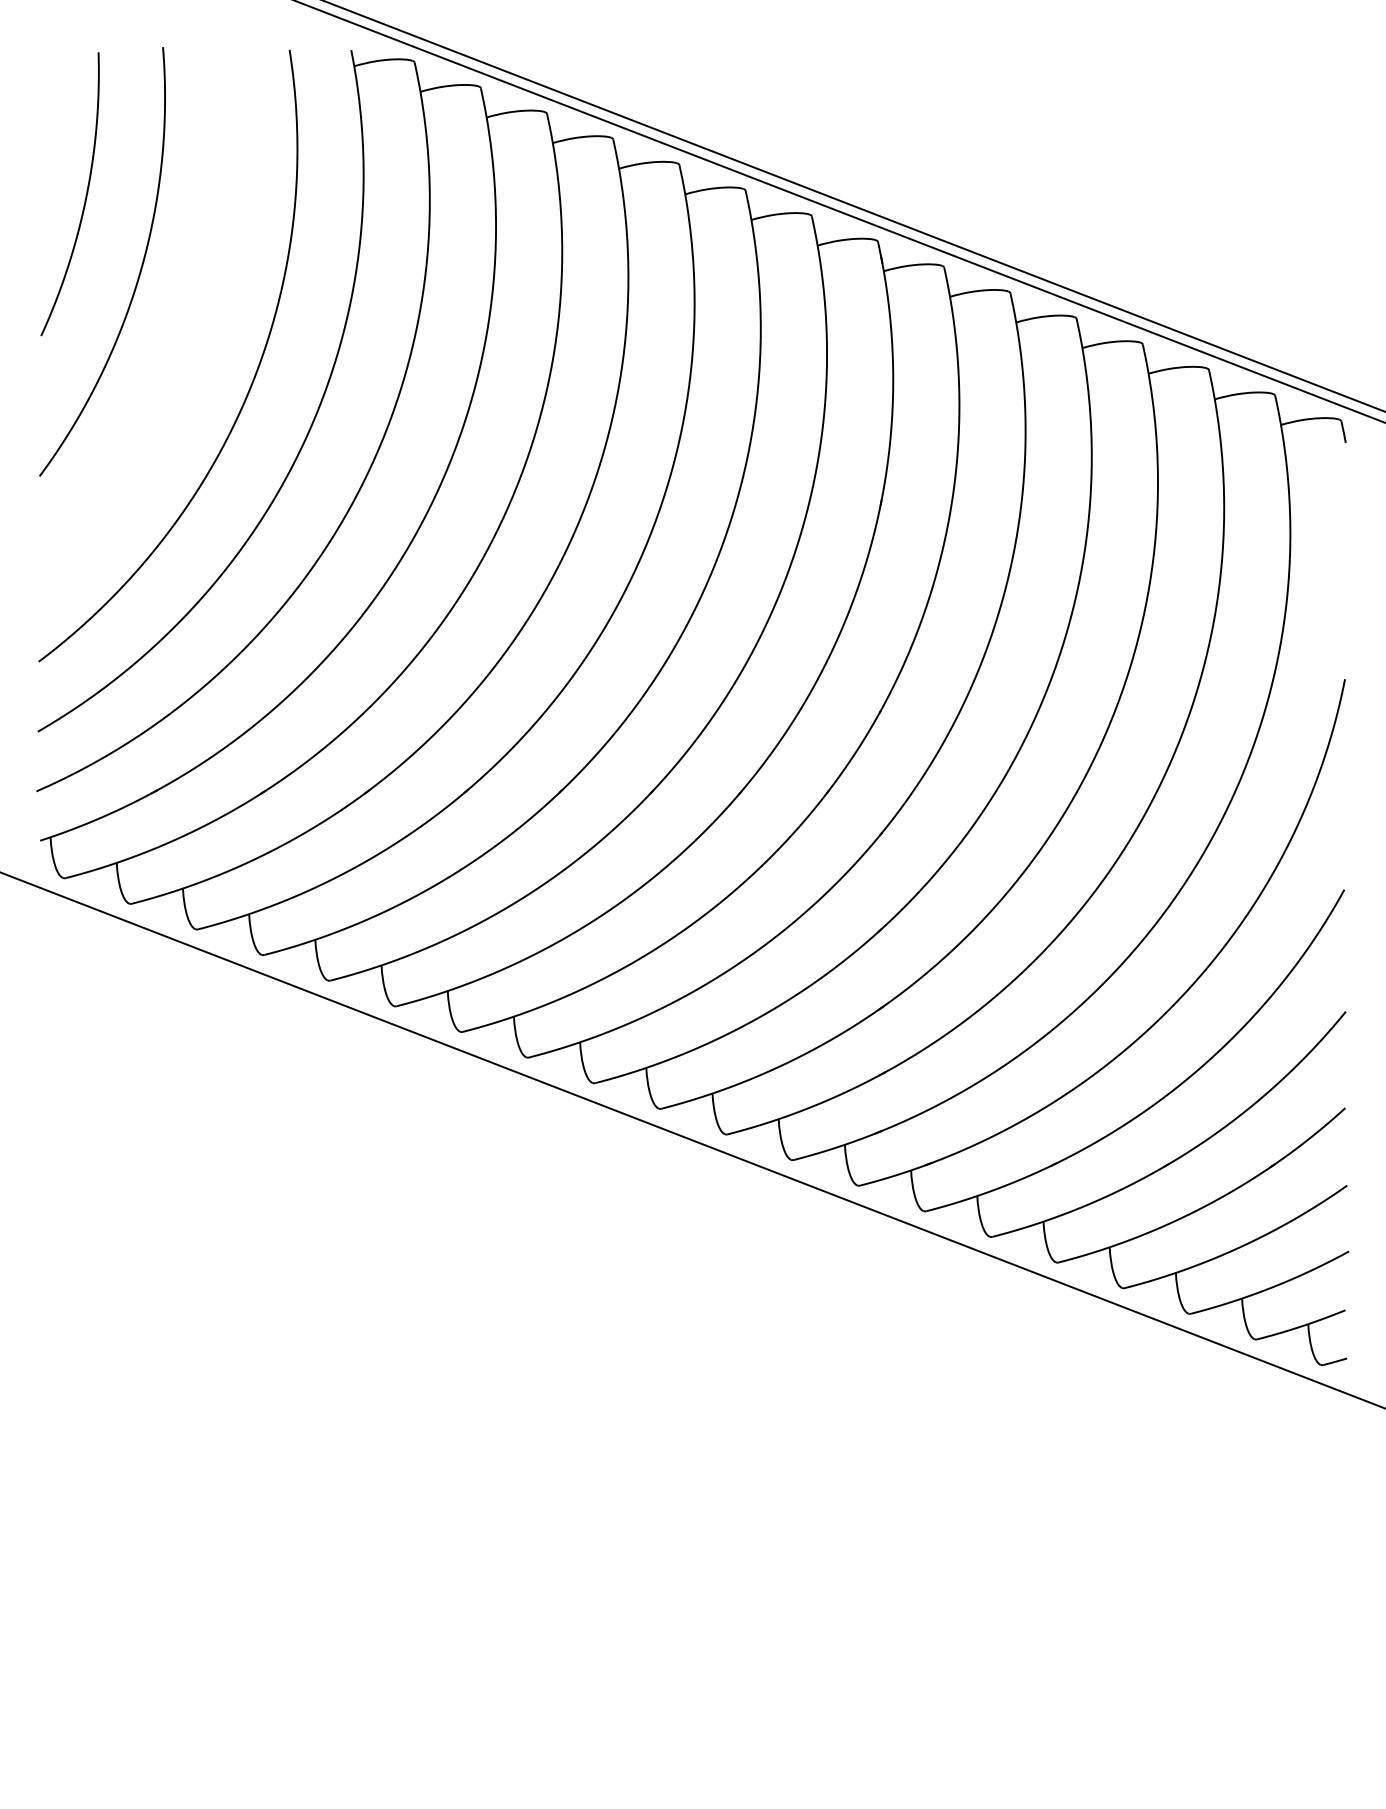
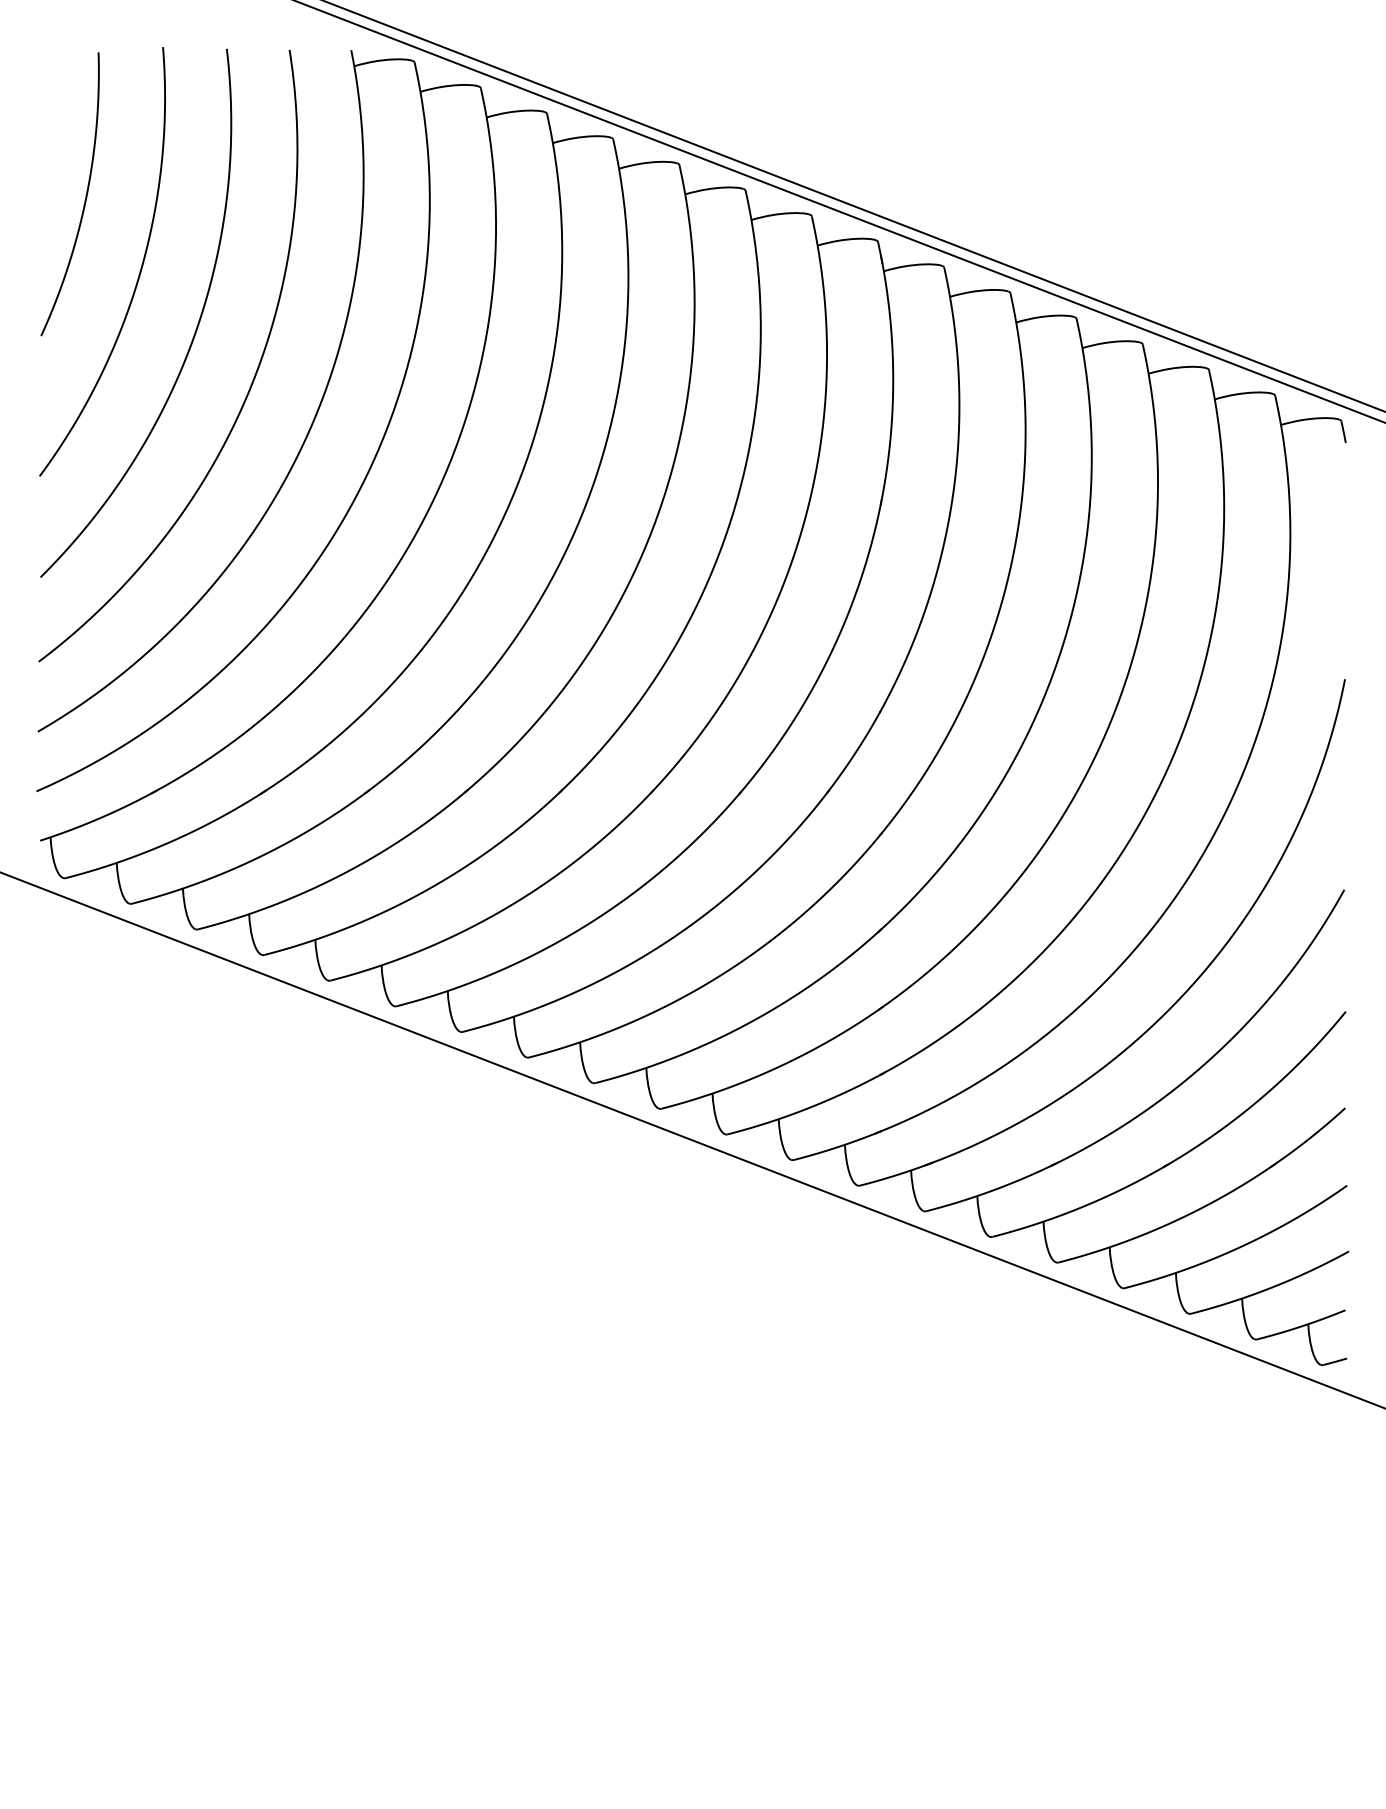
curve: none -> present (192, 337)
